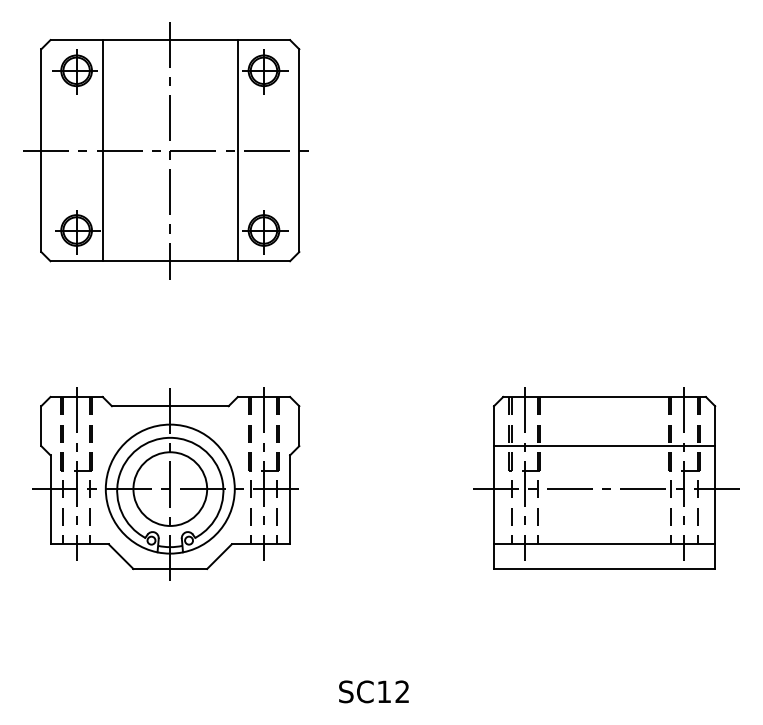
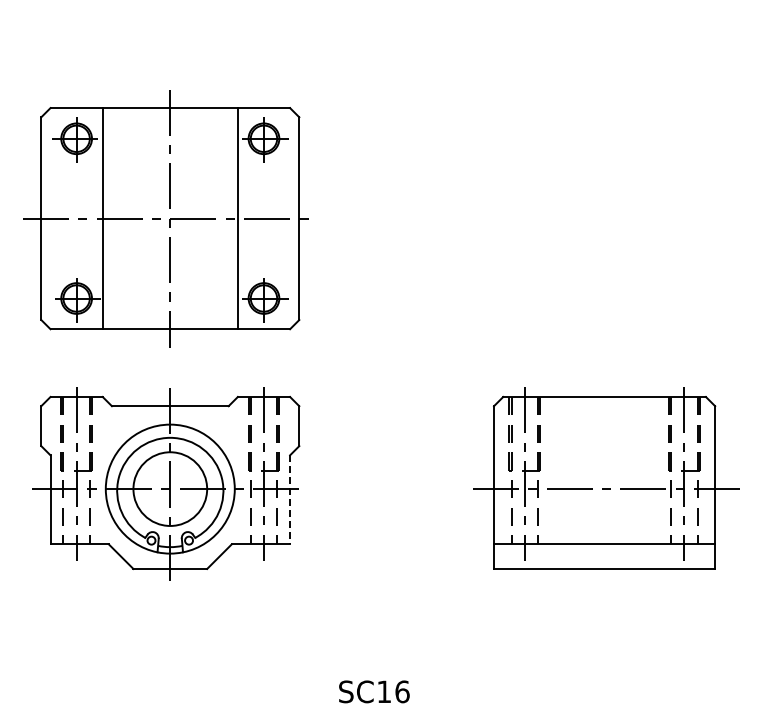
part position: (165, 150) -> (165, 218) (165, 218)
line: present -> none (604, 446)
line: solid -> dashed (290, 499)
text: SC12 -> SC16 (402, 691)
